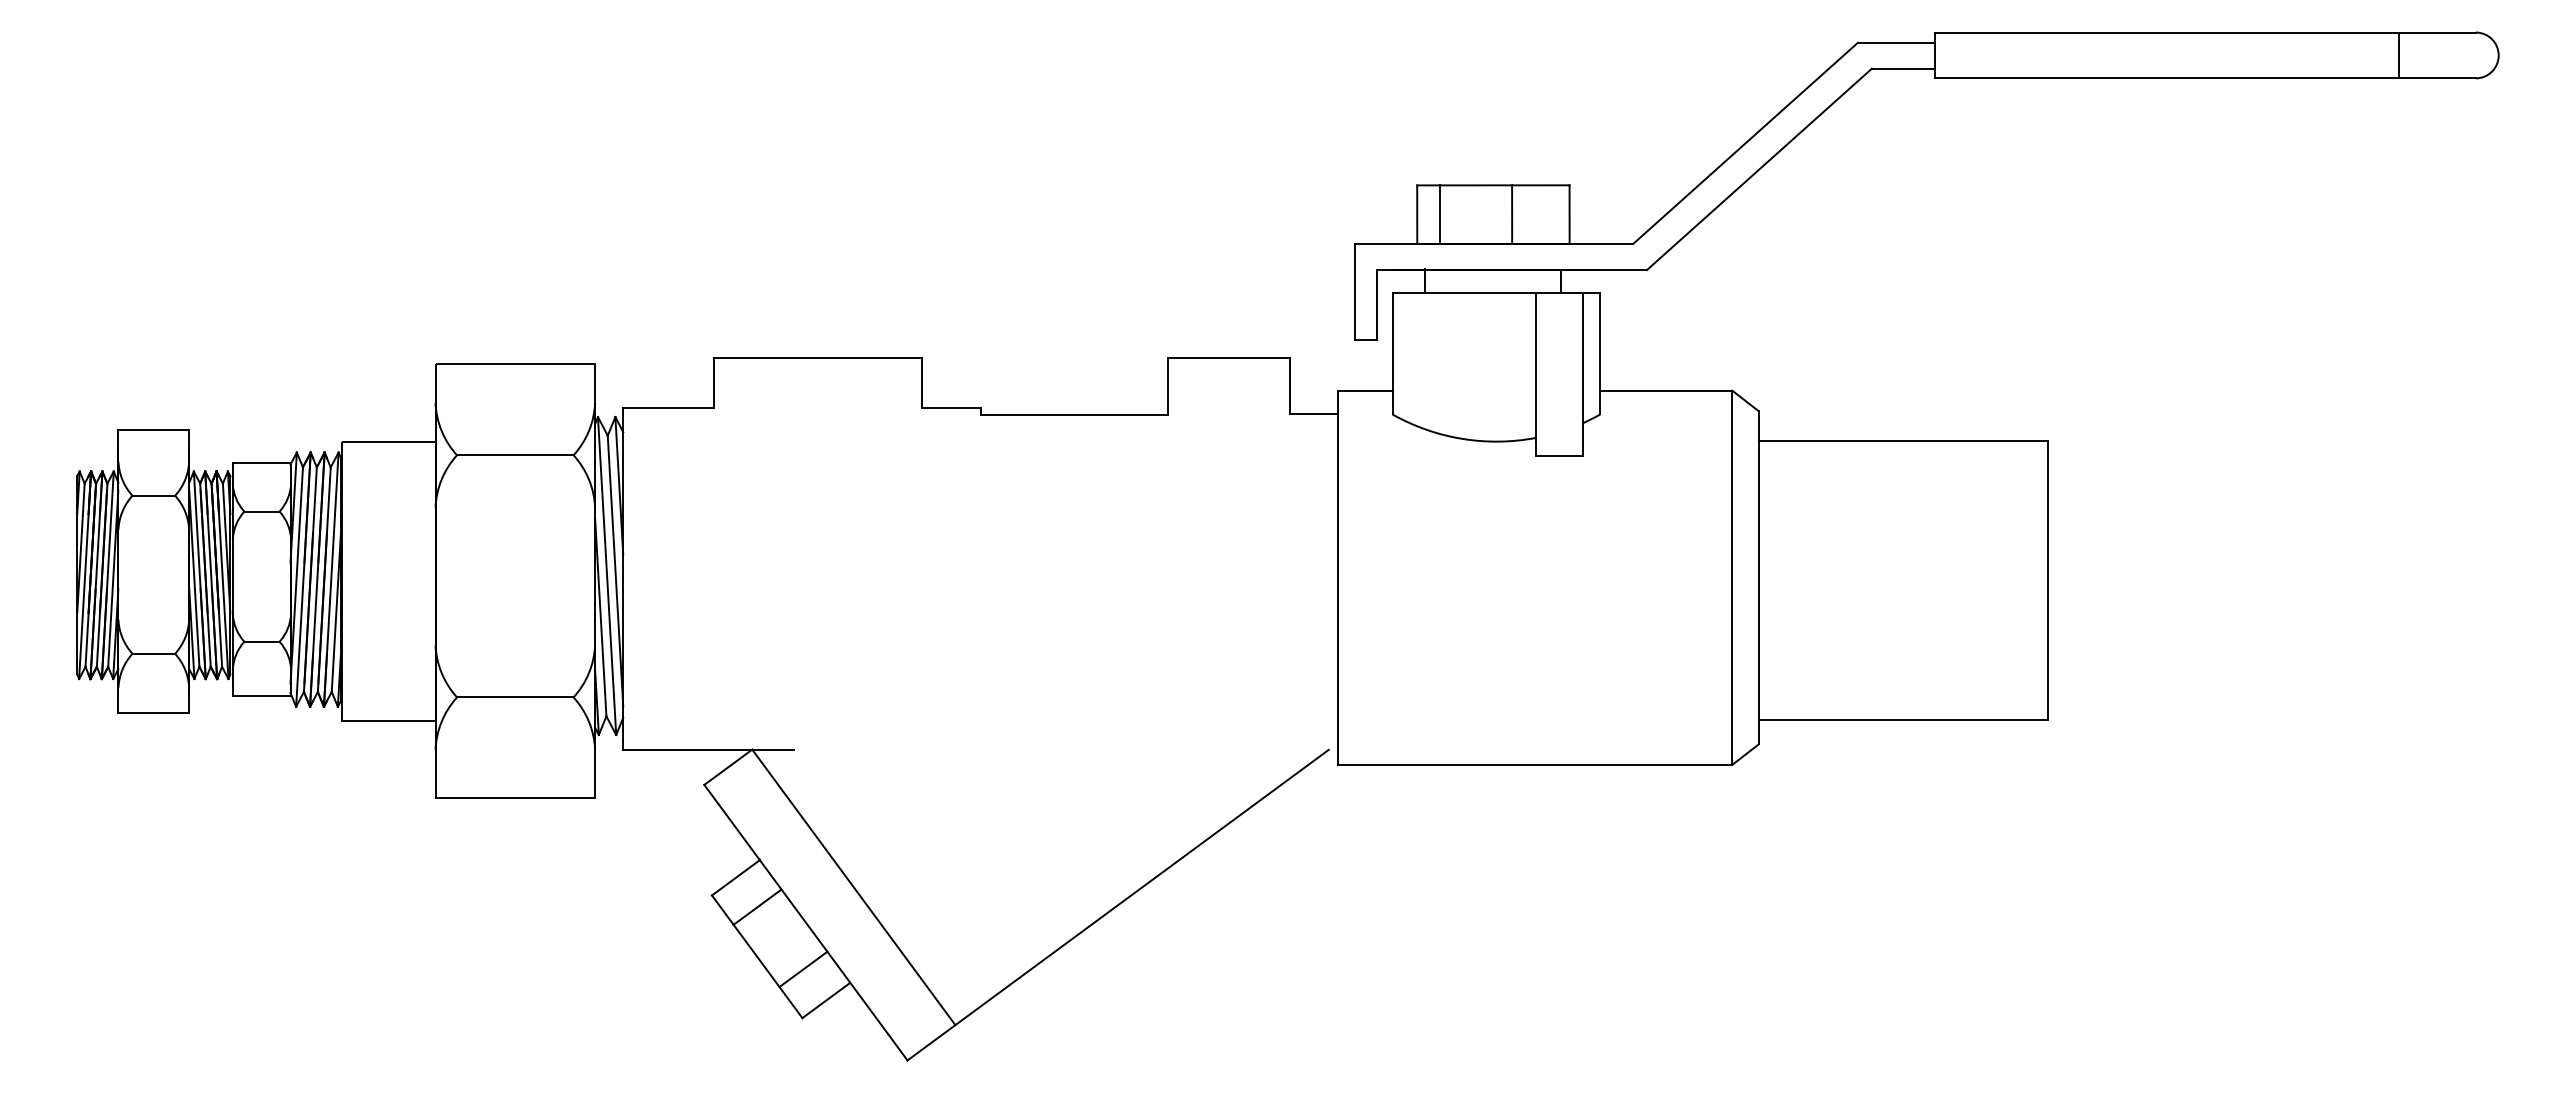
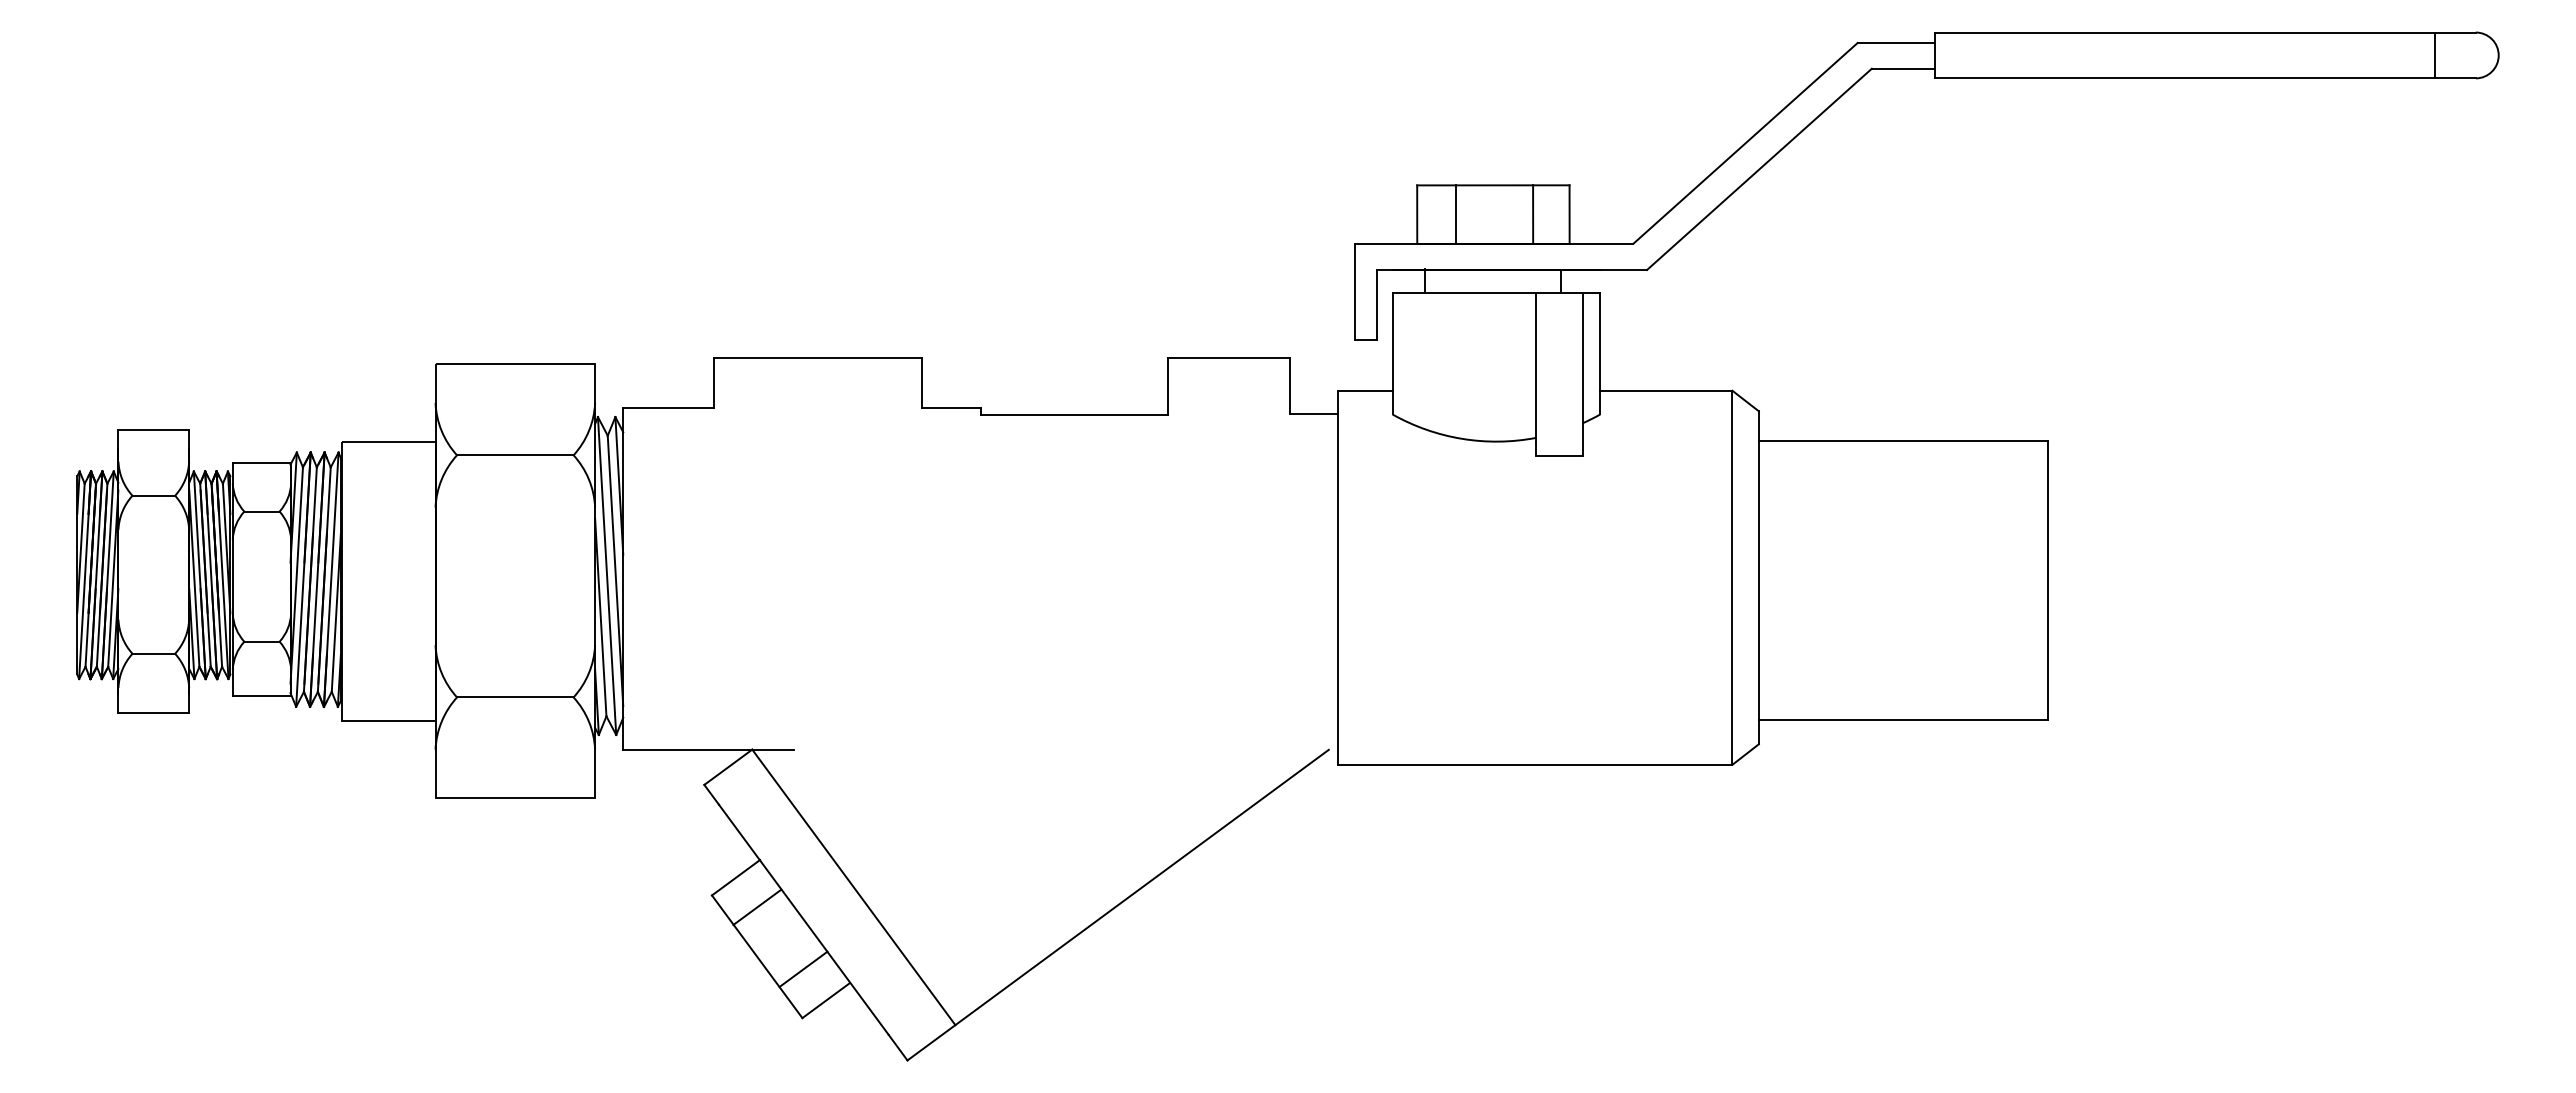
line position: (2398, 55) -> (2434, 55) (2434, 55)
line position: (1439, 214) -> (1455, 214) (1455, 214)
line position: (1512, 214) -> (1533, 214) (1533, 214)
